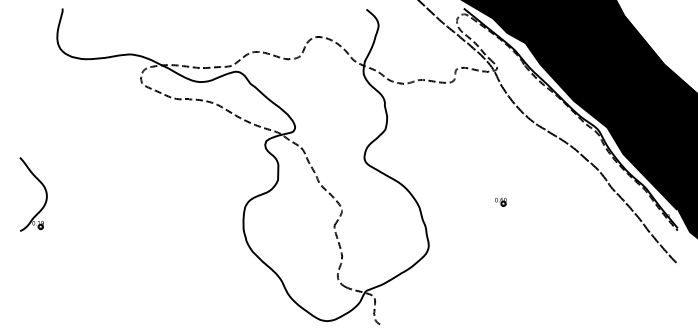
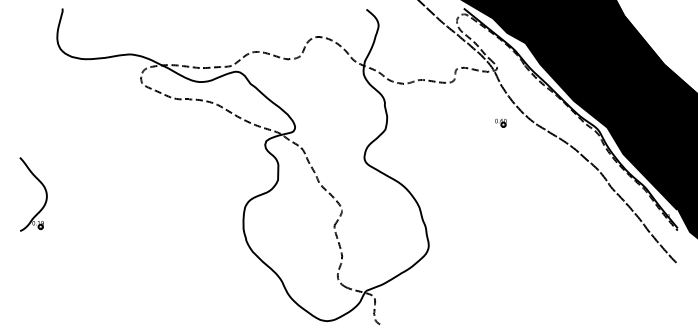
part position: (500, 201) -> (500, 122) (500, 122)
